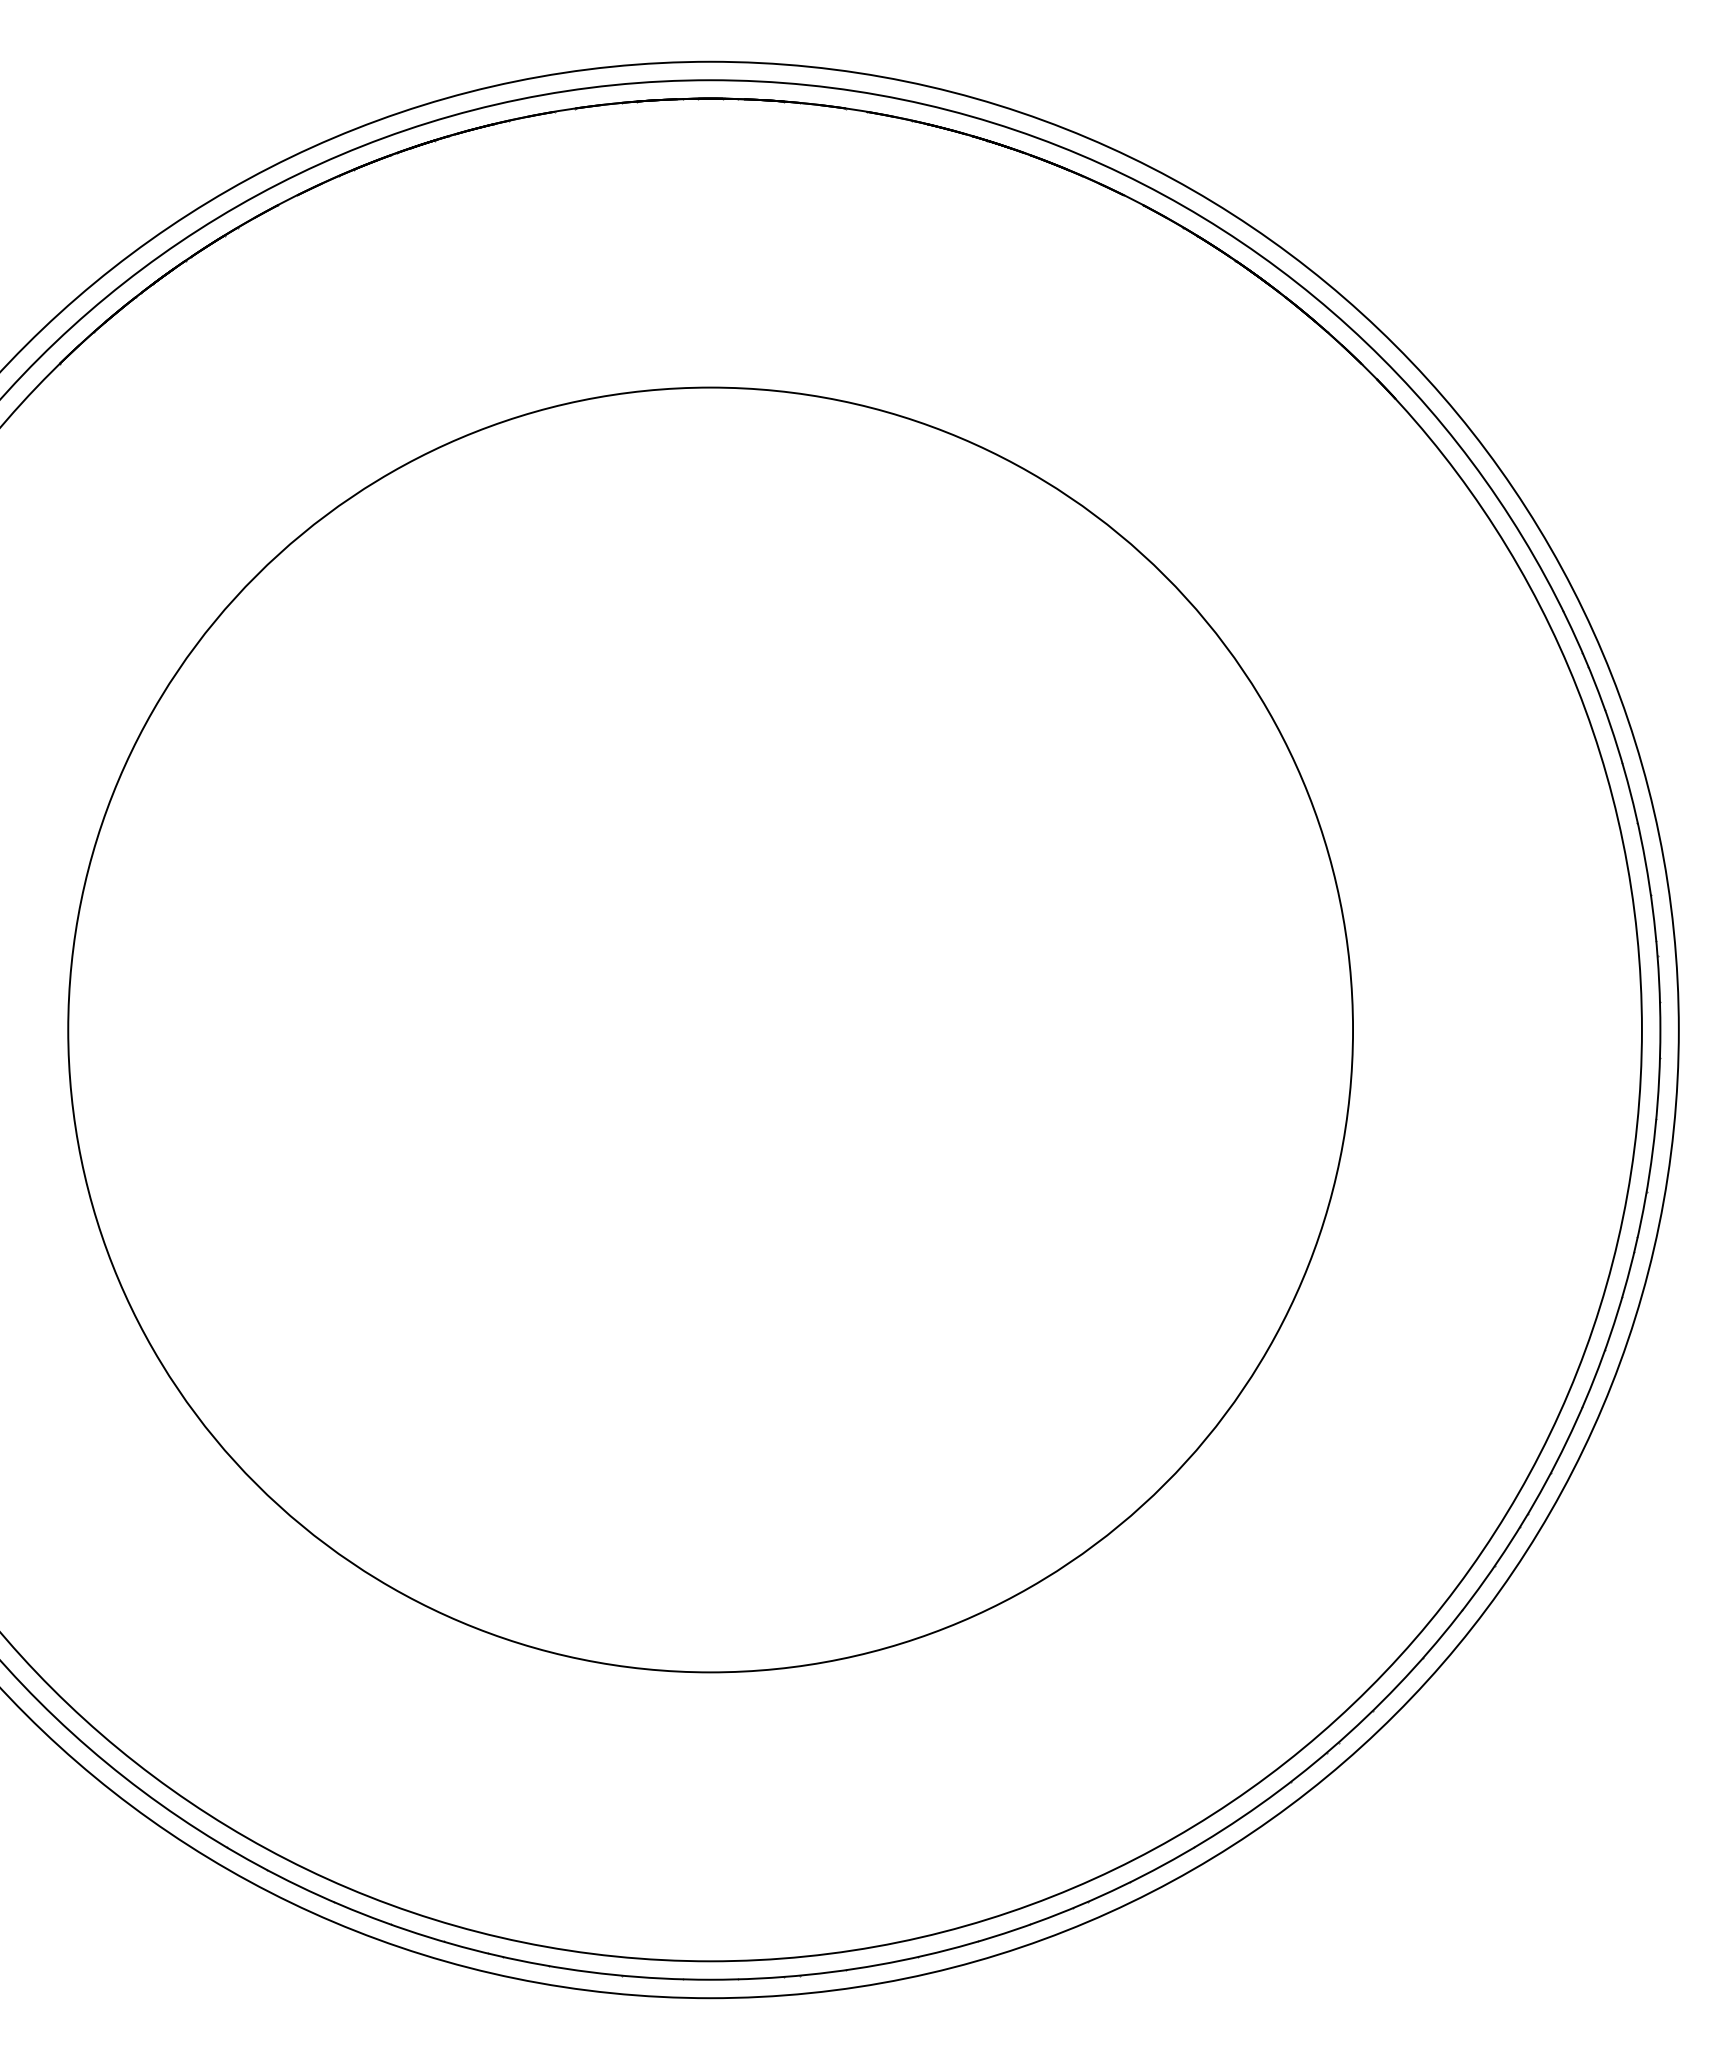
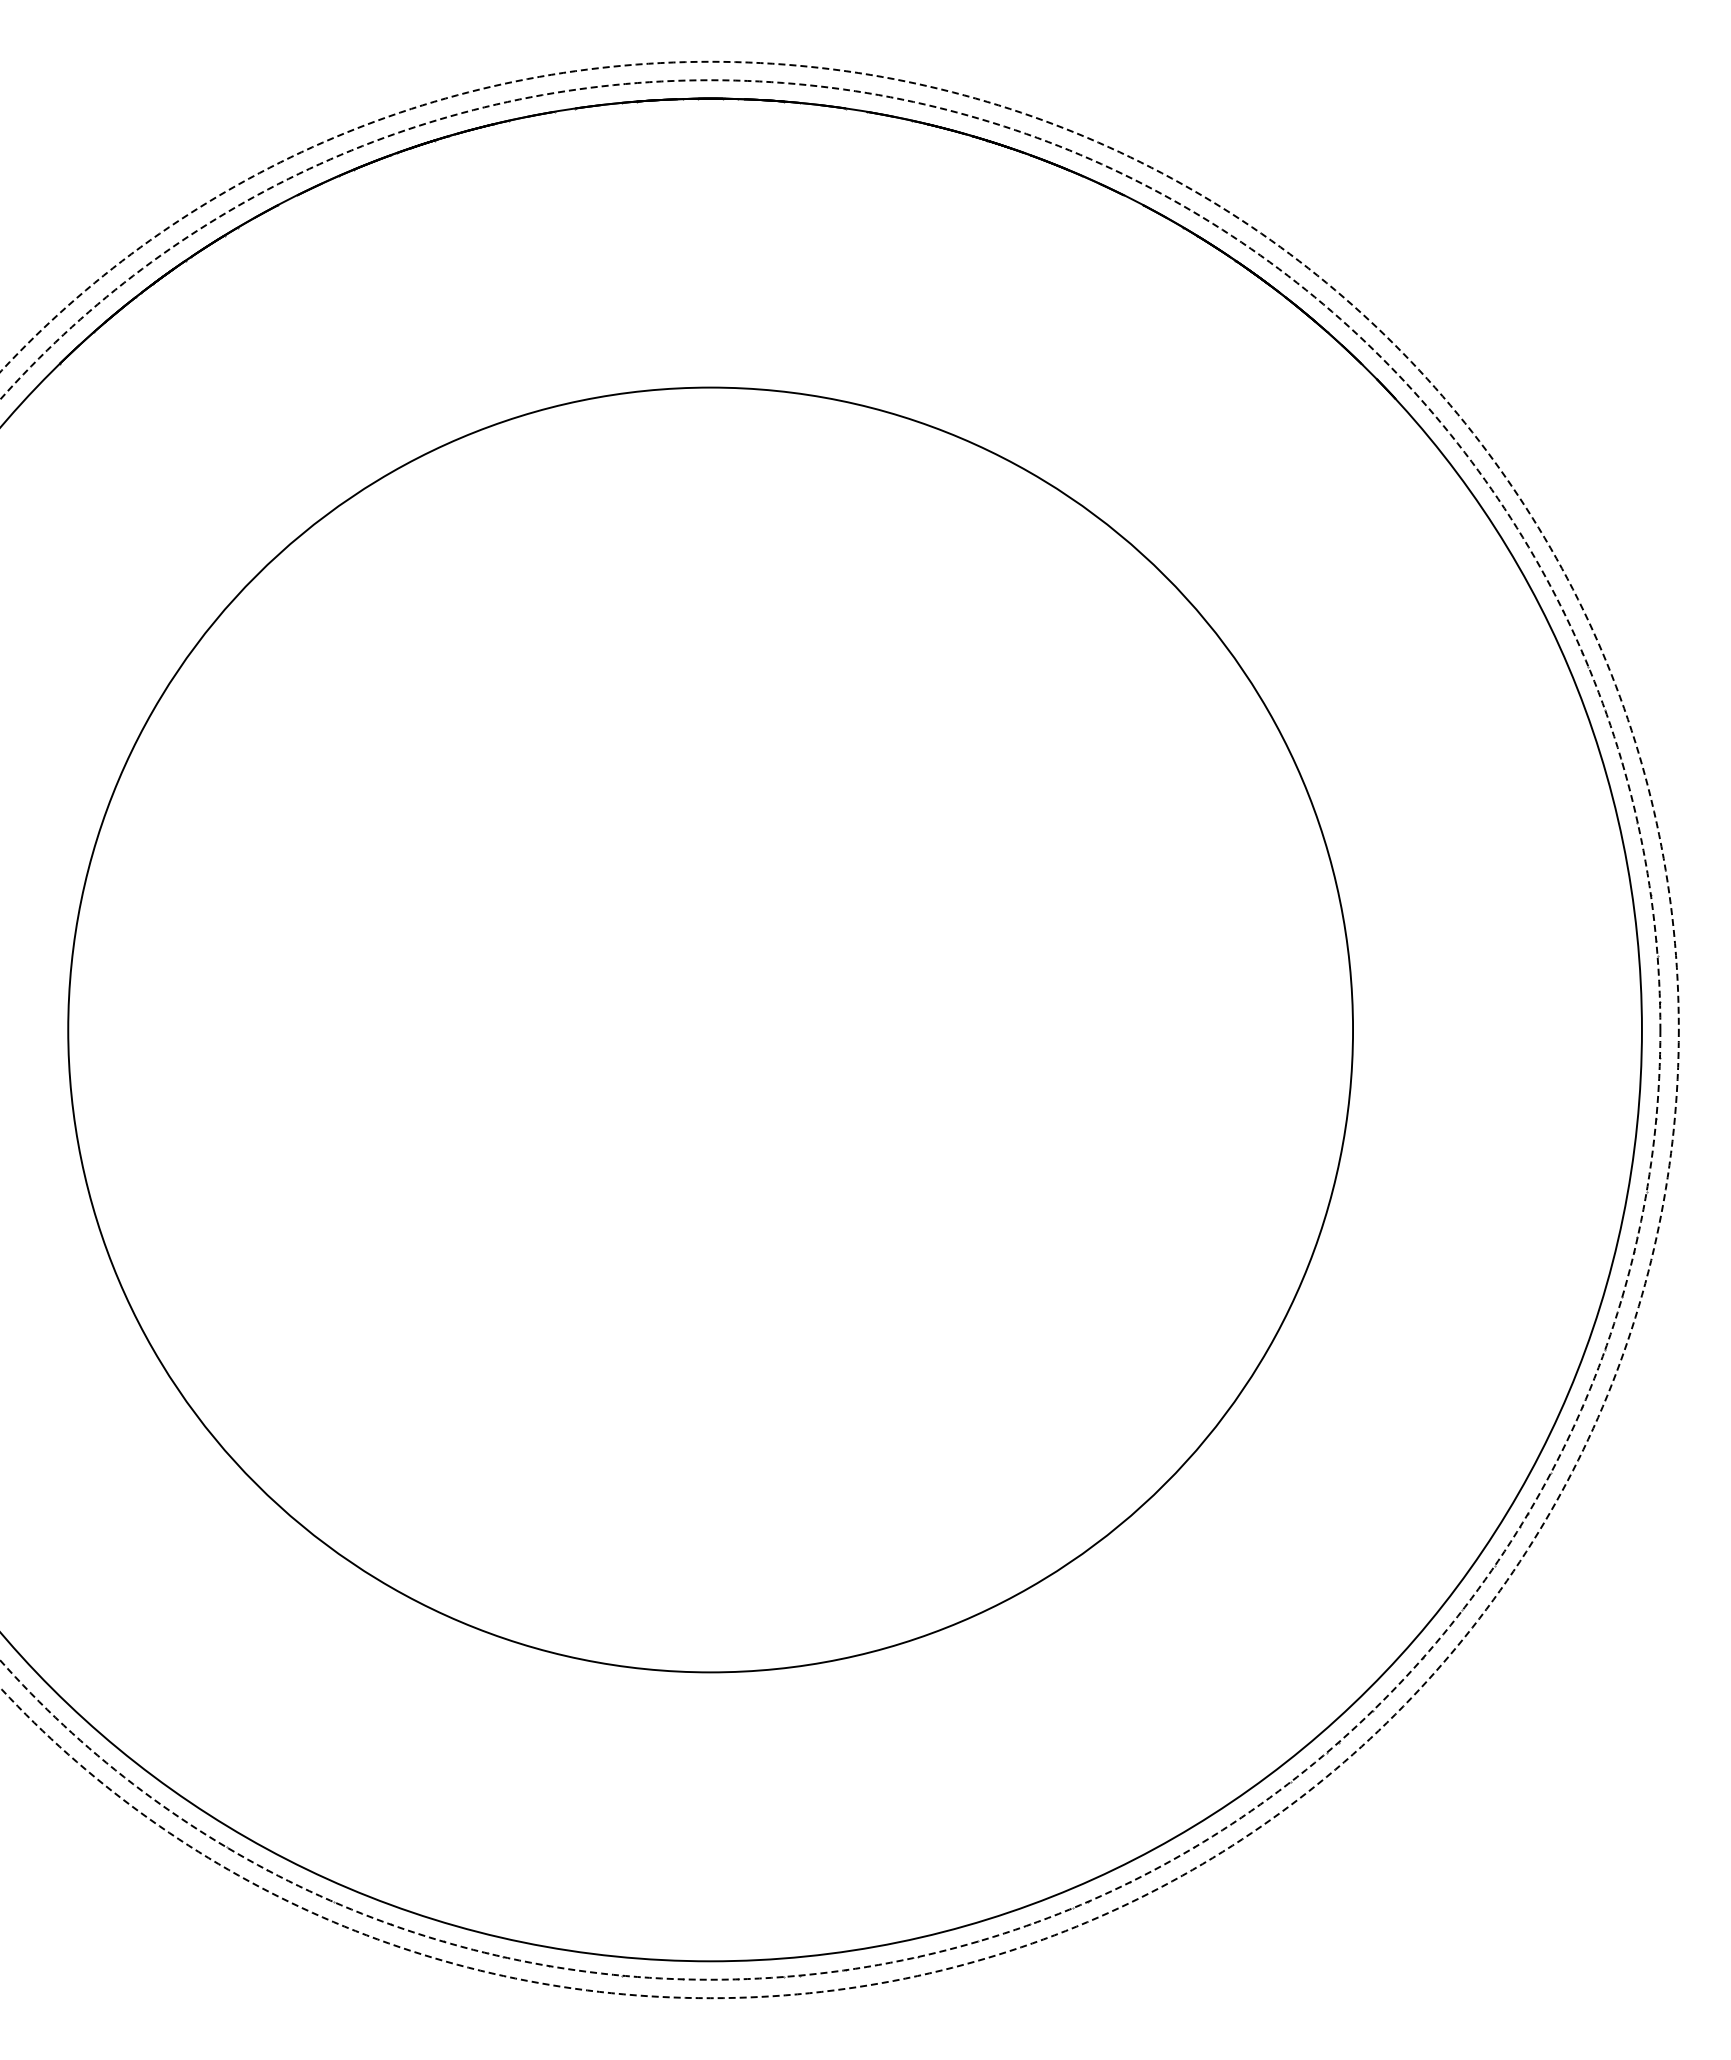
circle: solid -> dashed (830, 1029)
circle: solid -> dashed (839, 1029)
